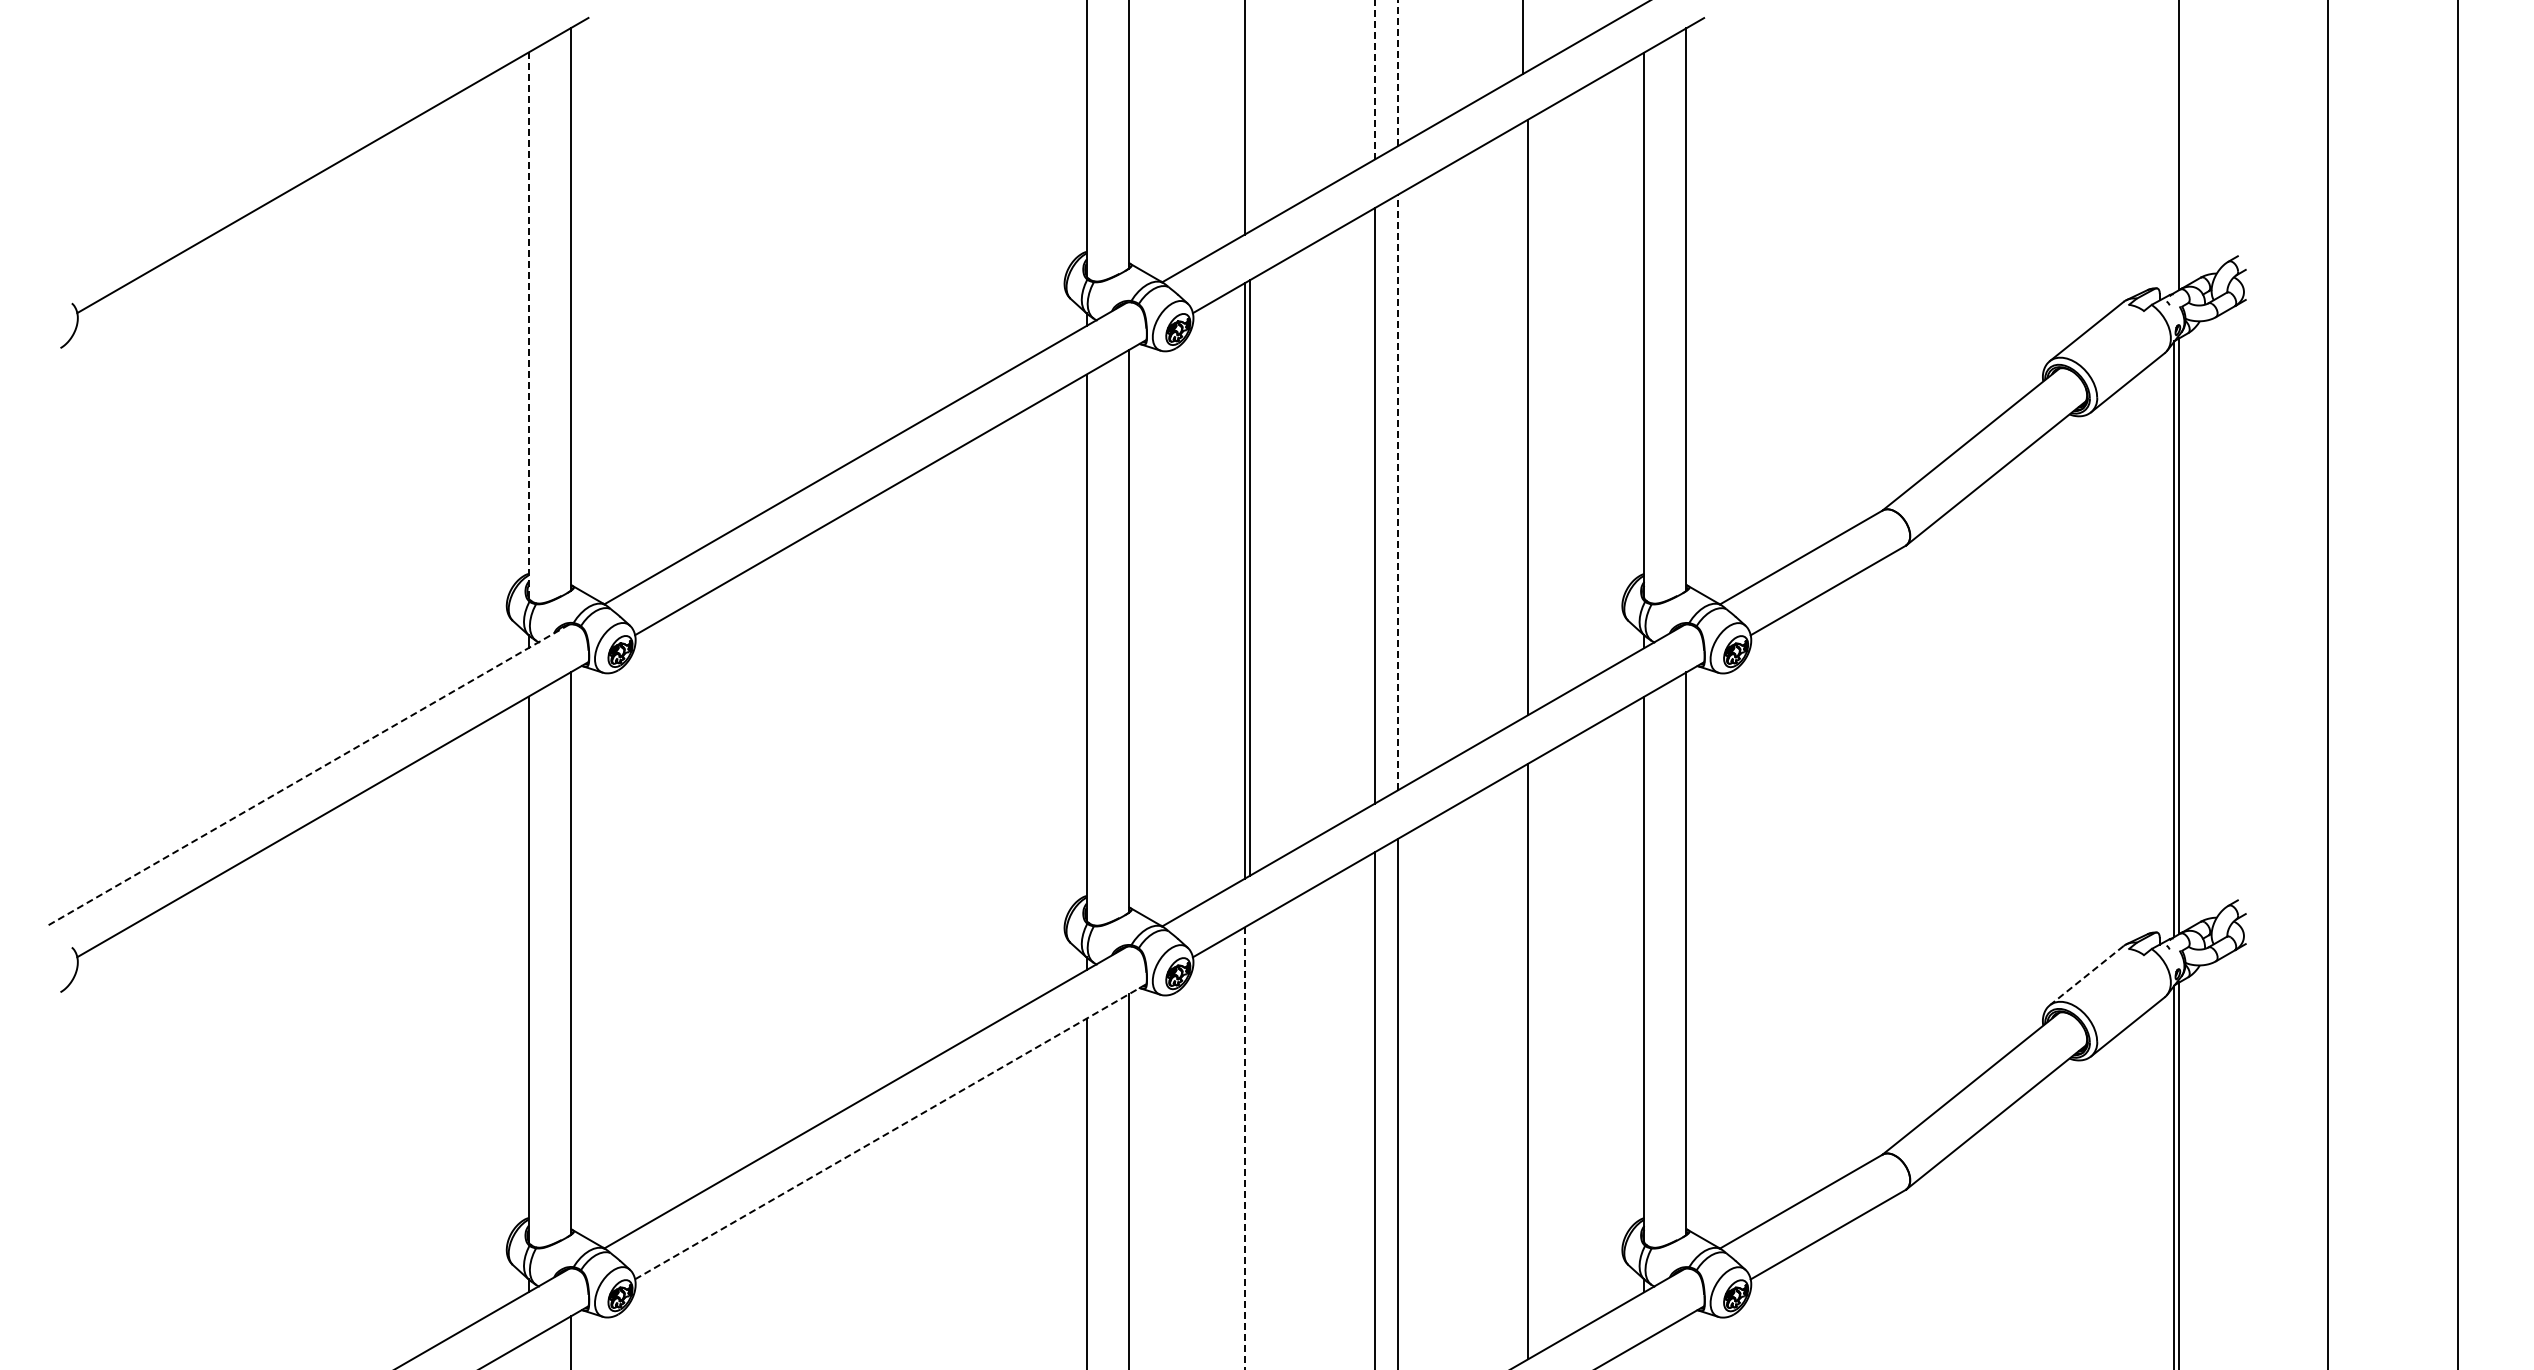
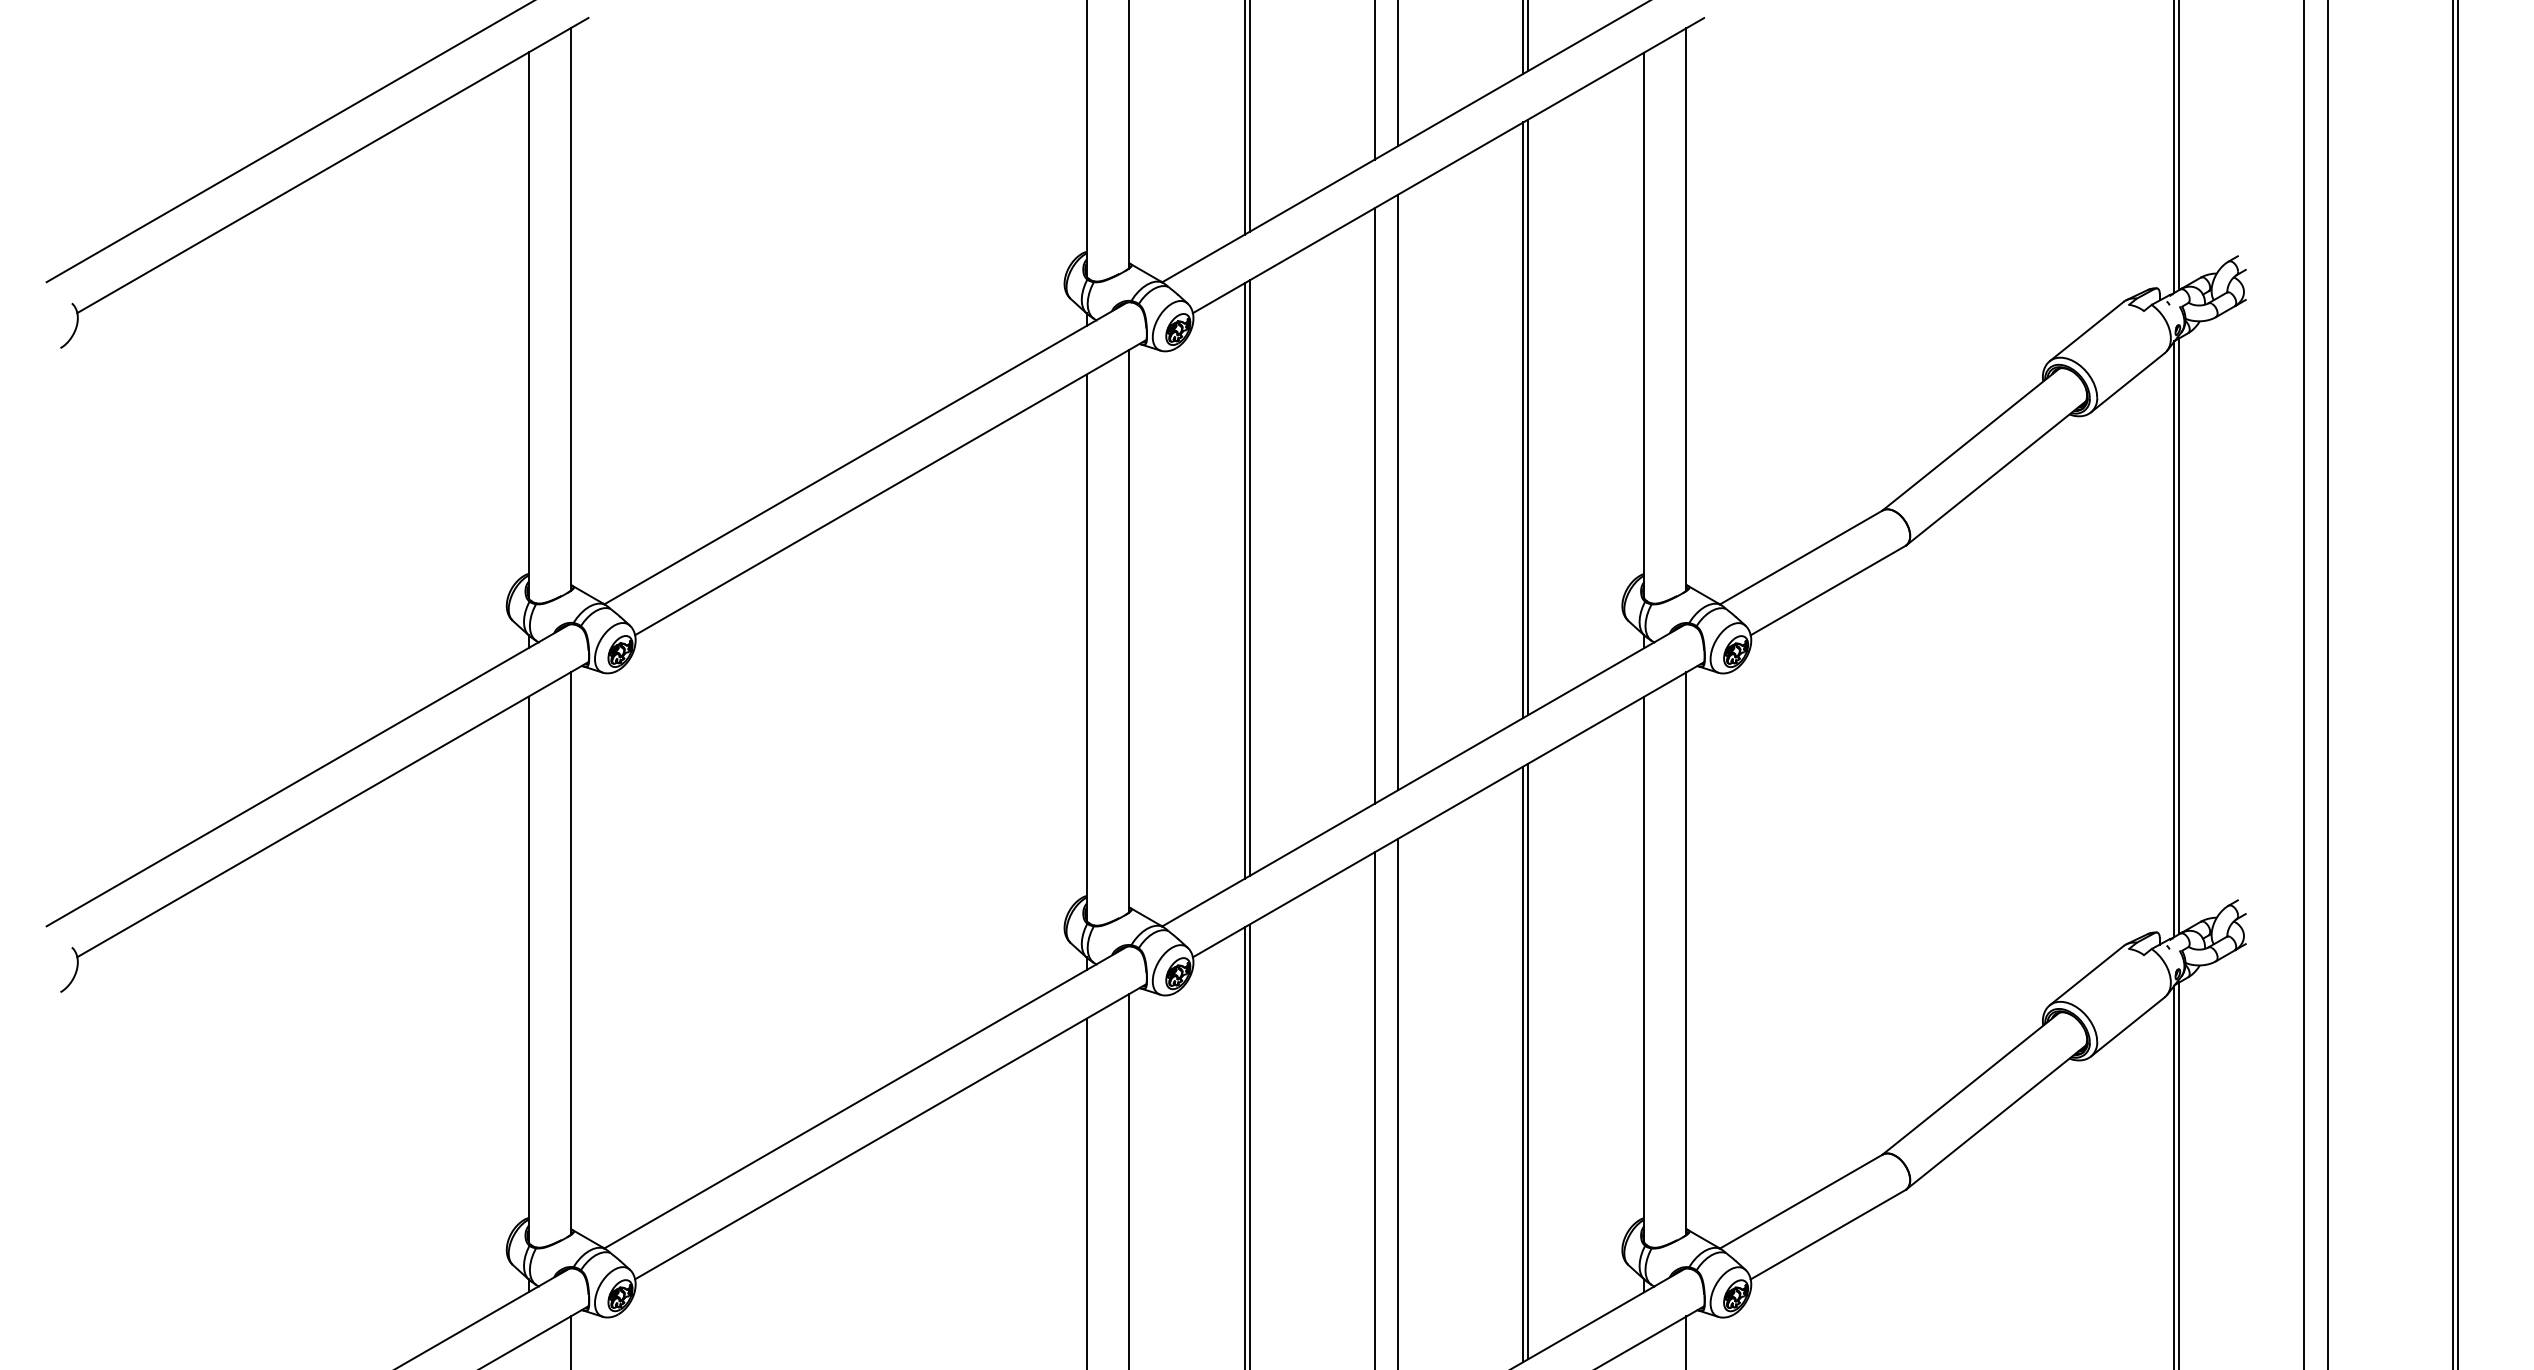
line: none -> present (1528, 36)
line: dashed -> solid (1398, 73)
line: dashed -> solid (1374, 79)
line: none -> present (1249, 116)
line: none -> present (288, 142)
line: none -> present (2174, 147)
line: dashed -> solid (528, 325)
line: none -> present (1523, 419)
line: dashed -> solid (1398, 492)
line: none -> present (2304, 684)
line: none -> present (2453, 684)
line: dashed -> solid (307, 775)
line: dashed -> solid (2086, 975)
line: none -> present (1523, 1064)
line: dashed -> solid (891, 1131)
line: none -> present (1249, 1145)
line: dashed -> solid (1244, 1148)
line: none -> present (1686, 1341)
